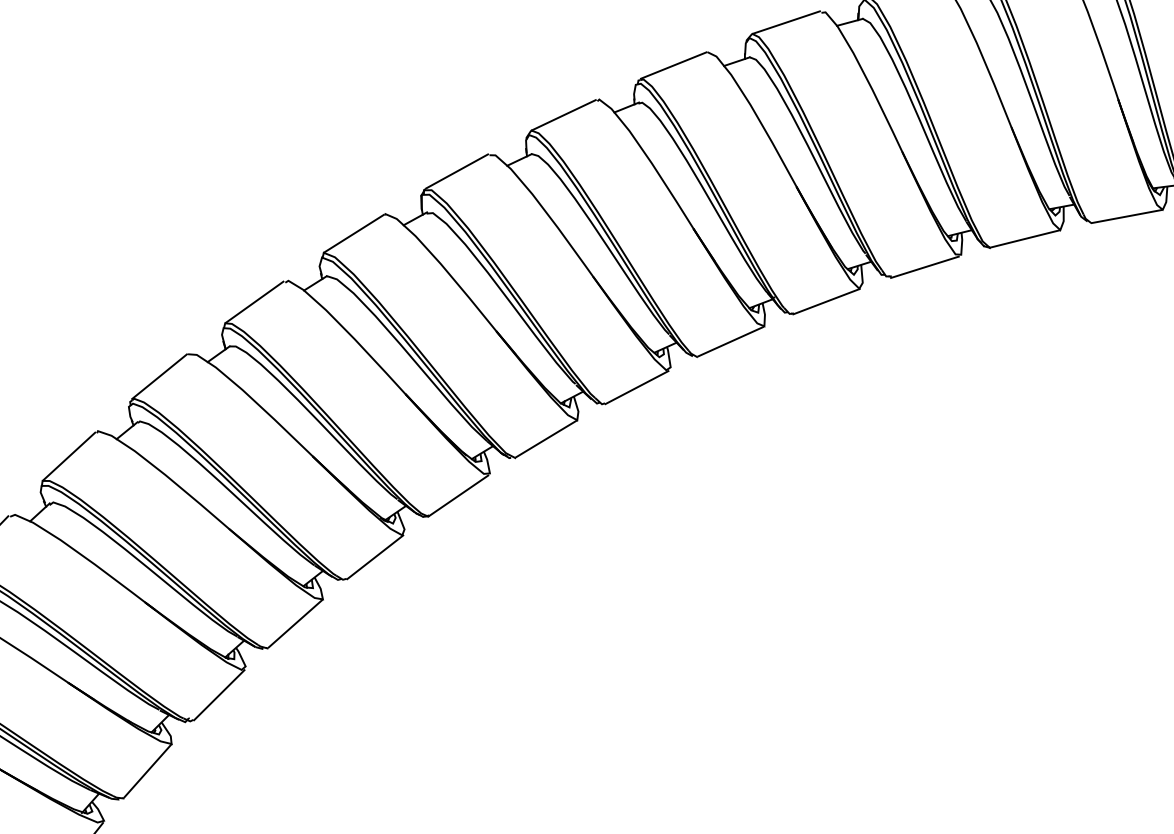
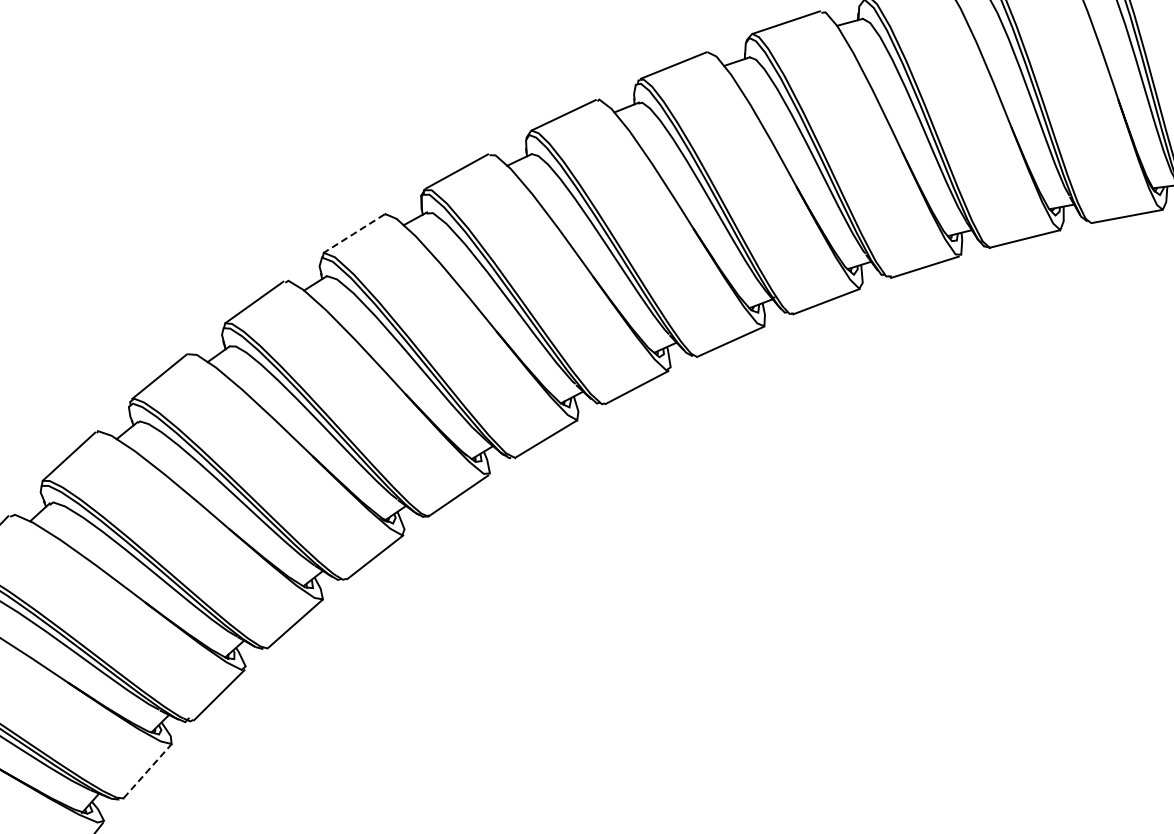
line: solid -> dashed (353, 233)
line: solid -> dashed (147, 770)
